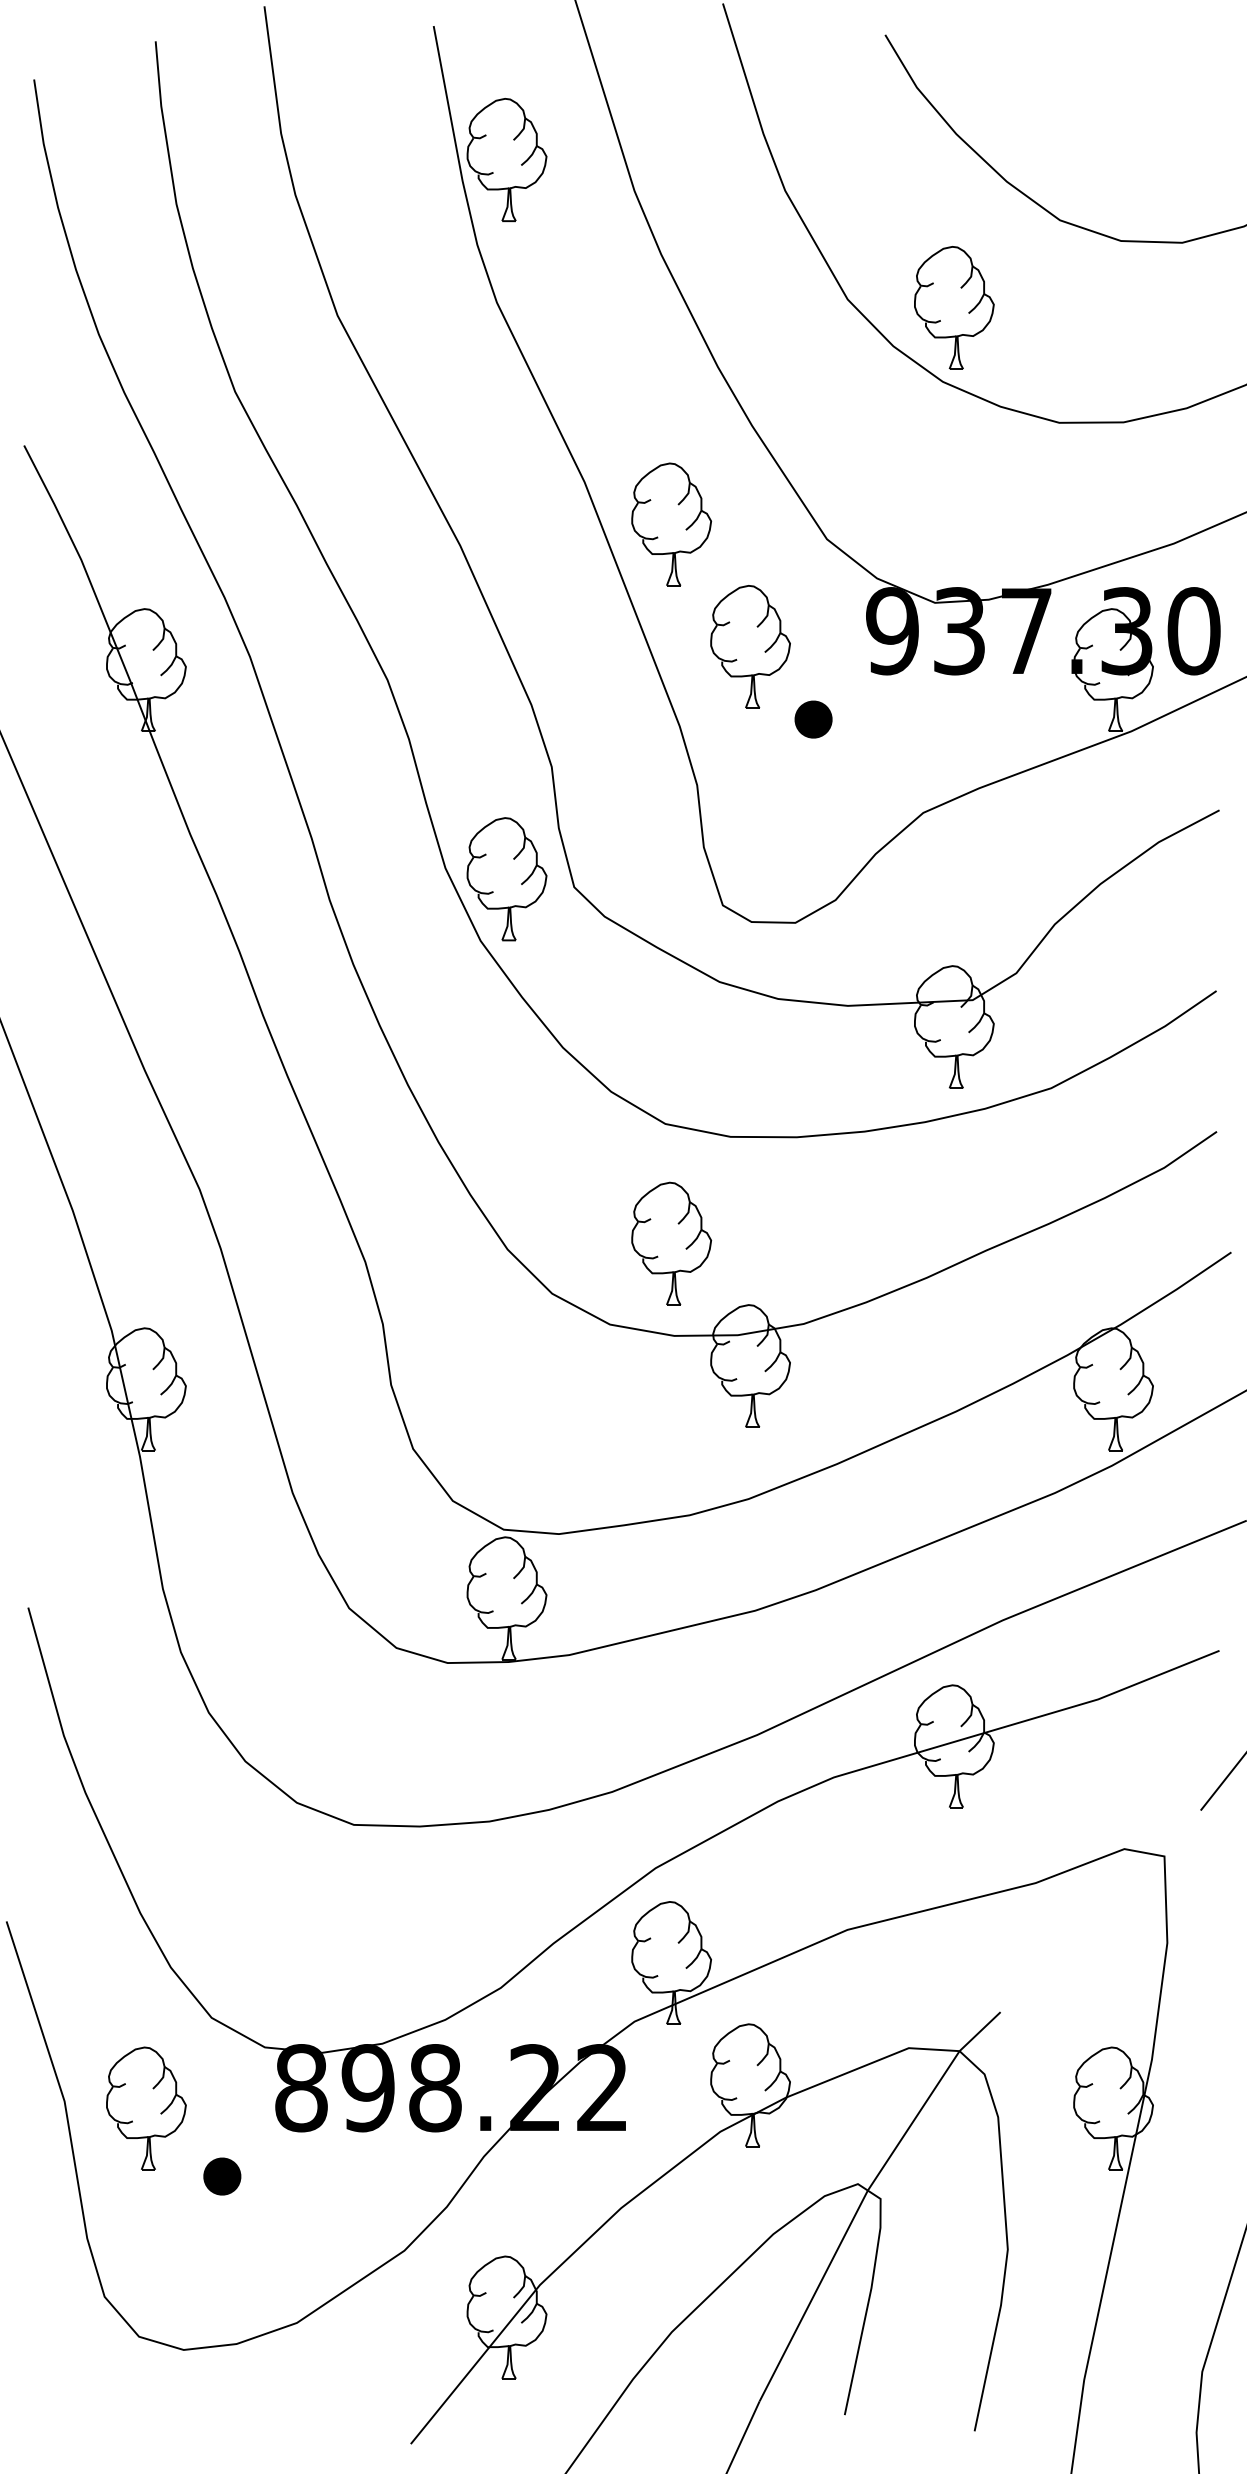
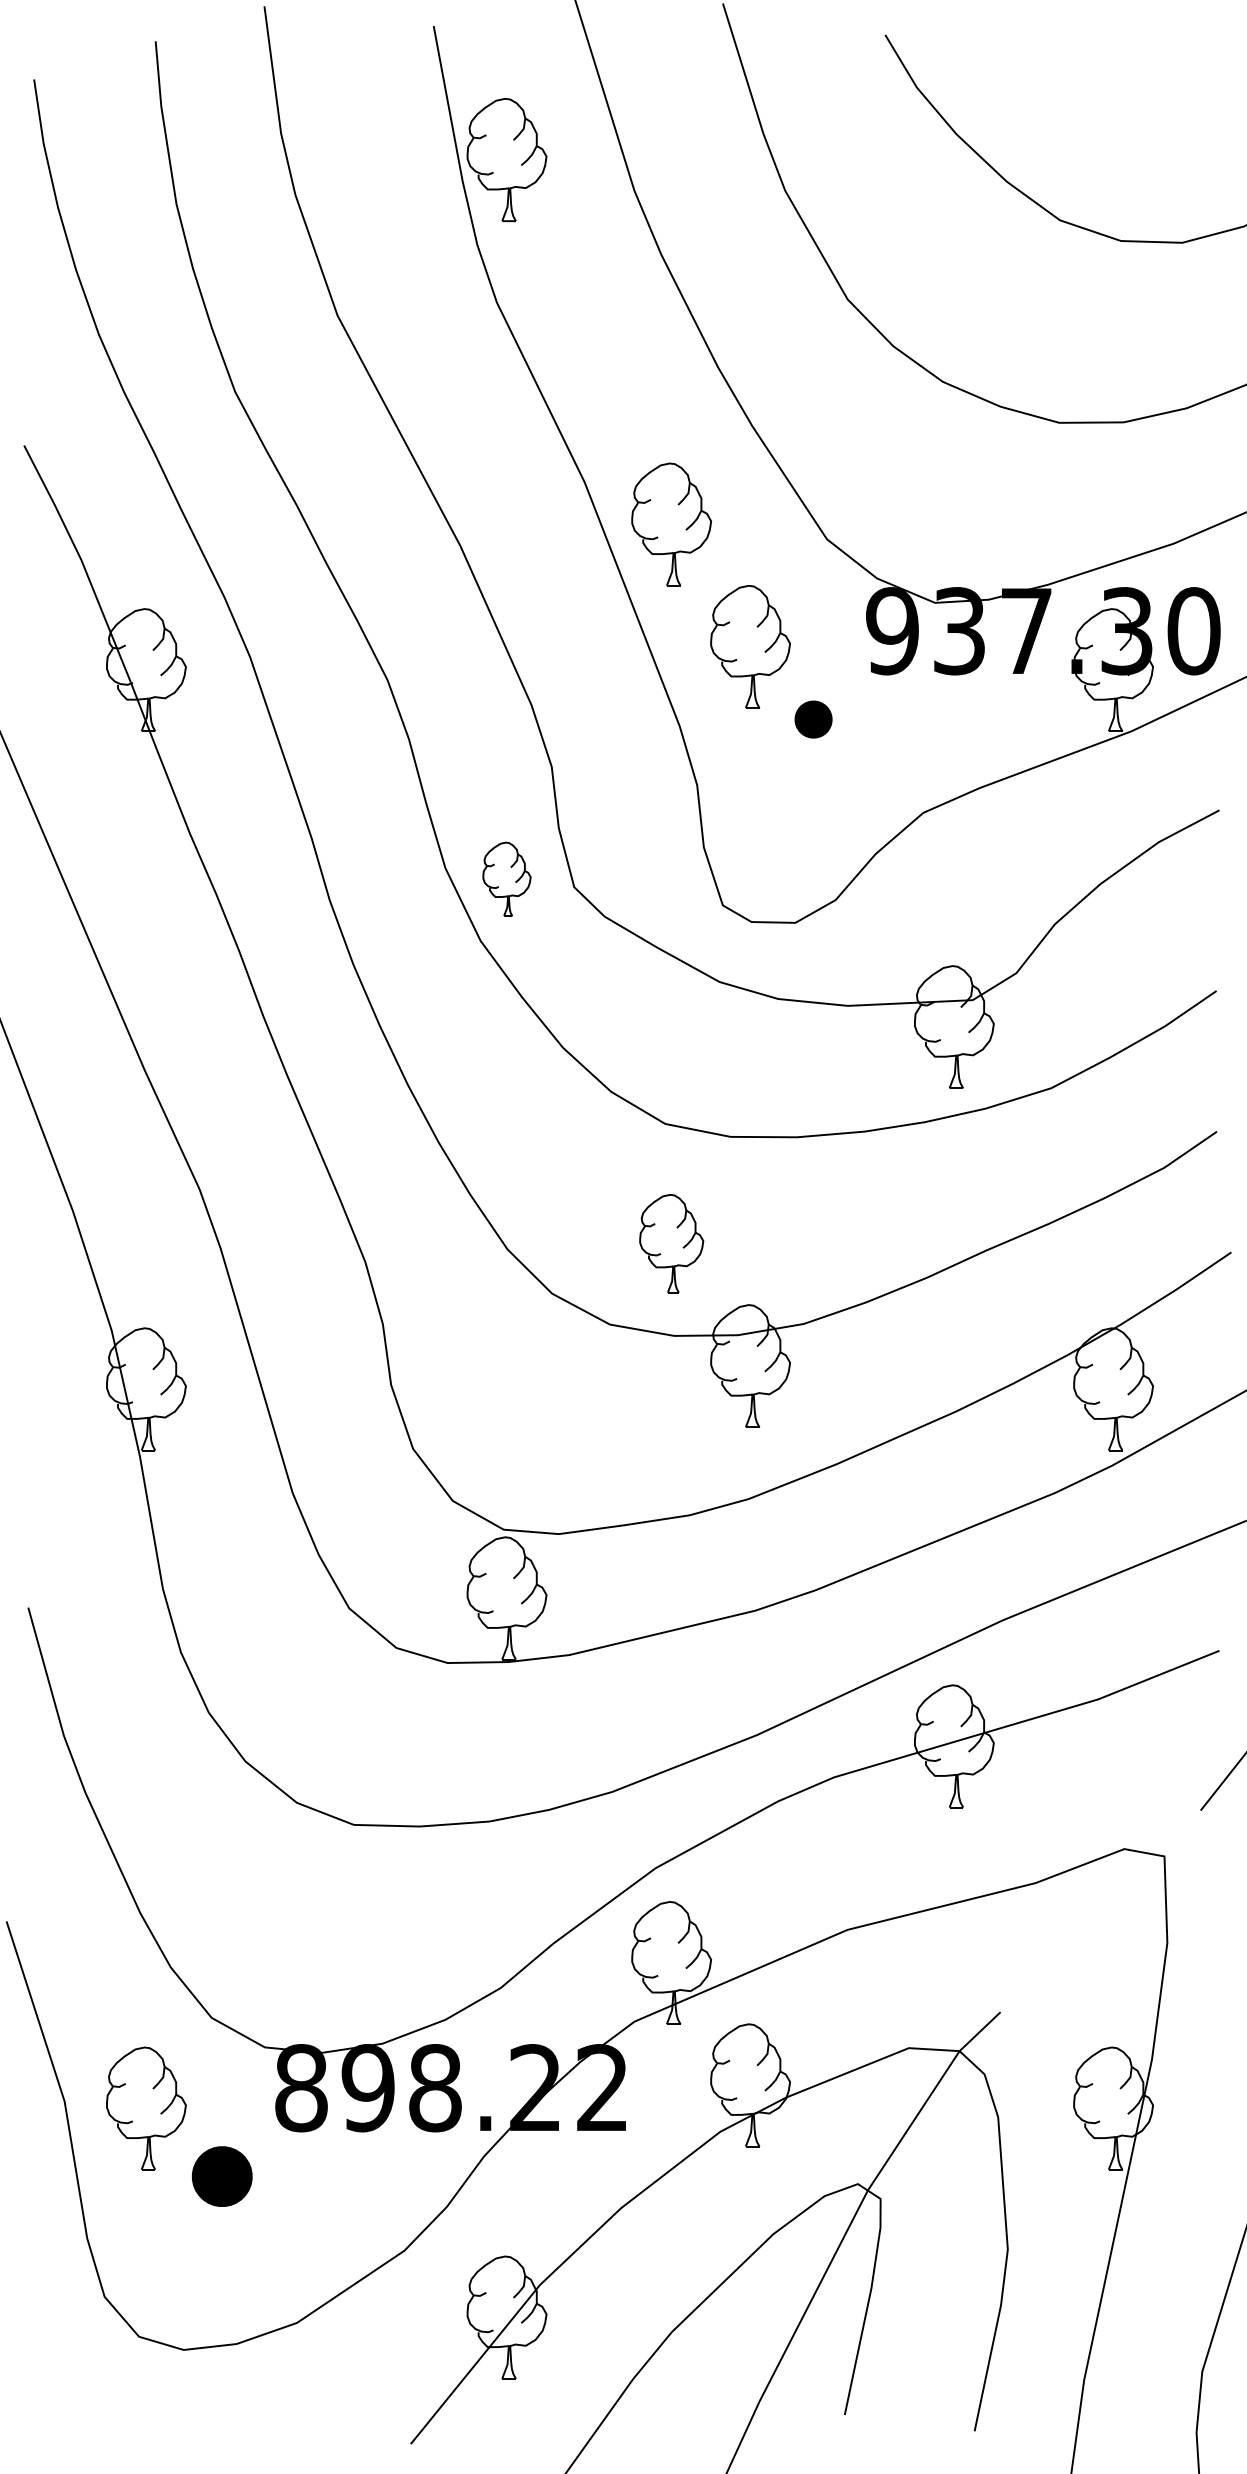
part: present -> none (954, 307)
part size: 82x125 px -> 50x76 px (506, 878)
part size: 82x125 px -> 66x100 px (671, 1243)
part size: 39x39 px -> 62x61 px (221, 2176)
